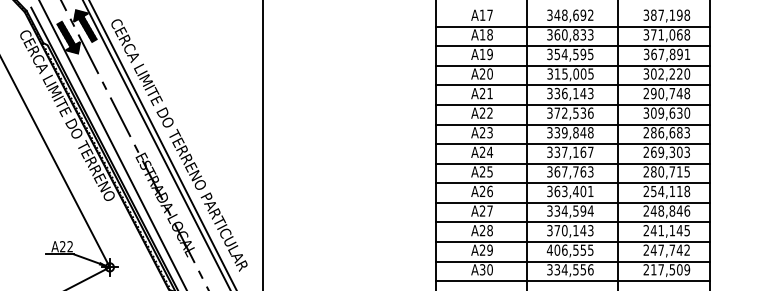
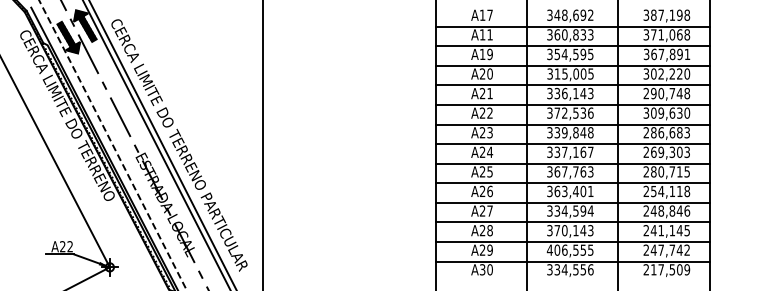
text: A18 -> A11 (489, 34)
line: solid -> dashed (113, 145)
line: present -> none (572, 281)
